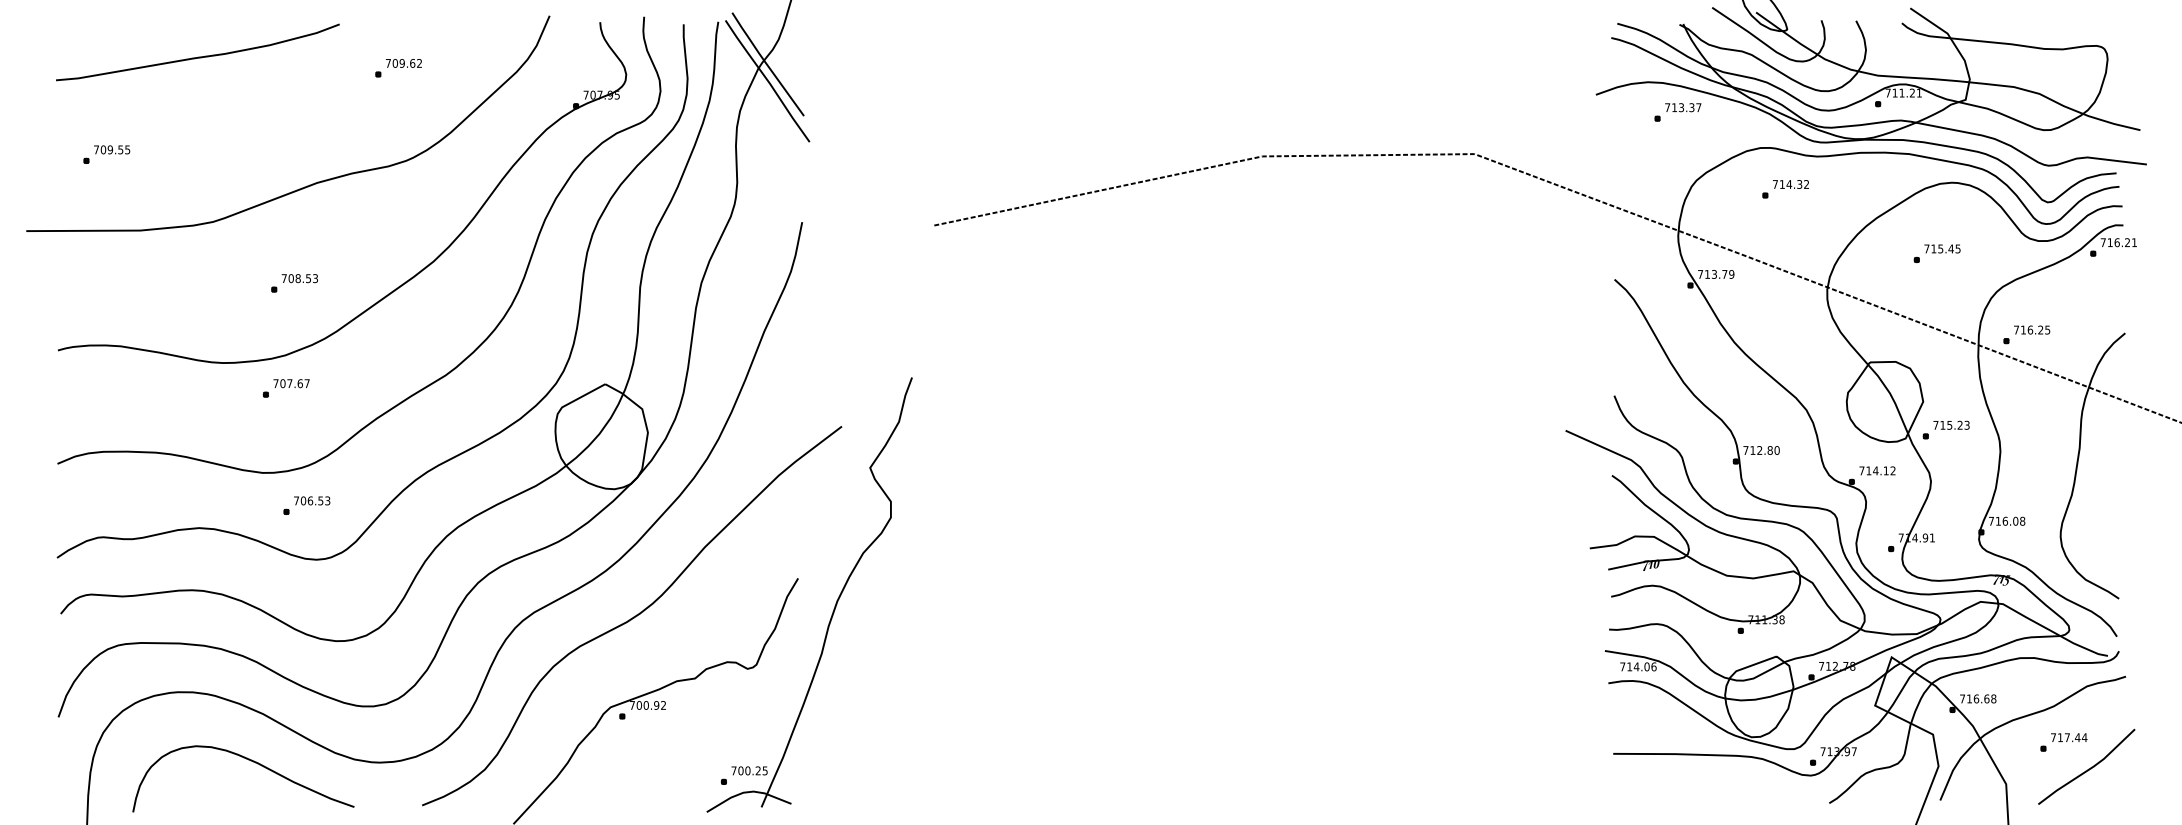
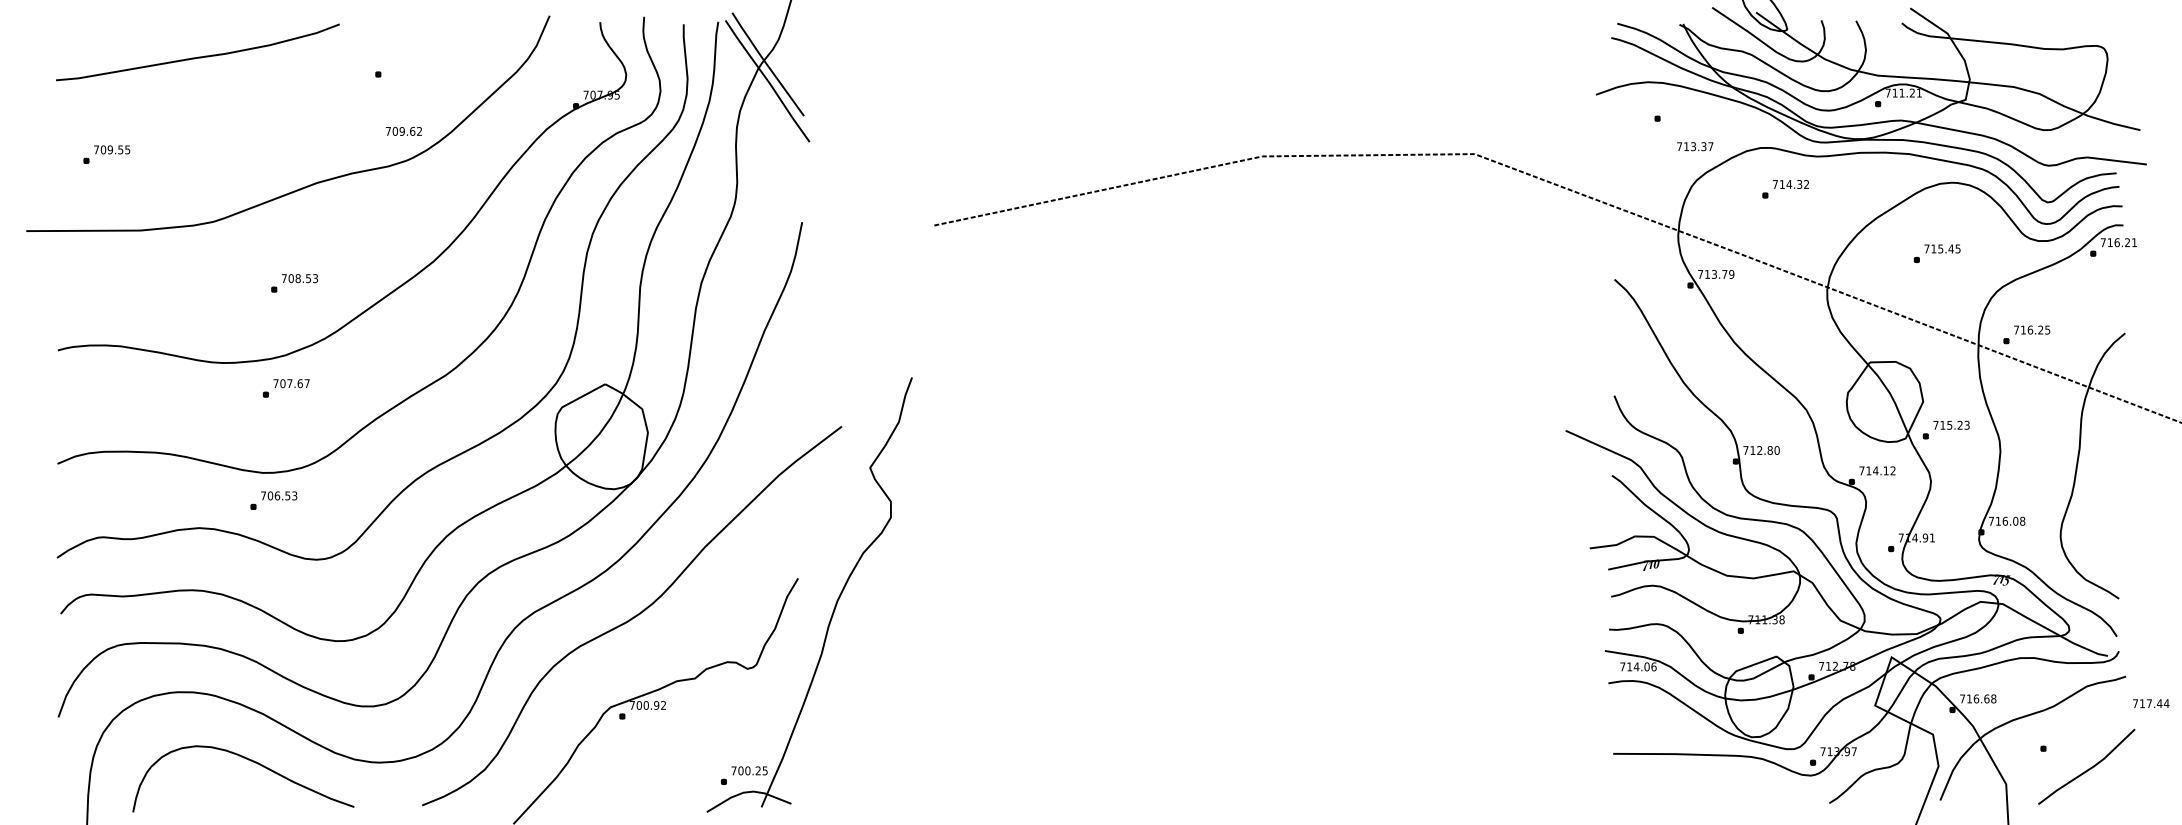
text position: (403, 63) -> (403, 131) (403, 131)
text position: (1683, 107) -> (1695, 146) (1695, 146)
part position: (306, 505) -> (273, 500) (273, 500)
text position: (2069, 737) -> (2151, 703) (2151, 703)
